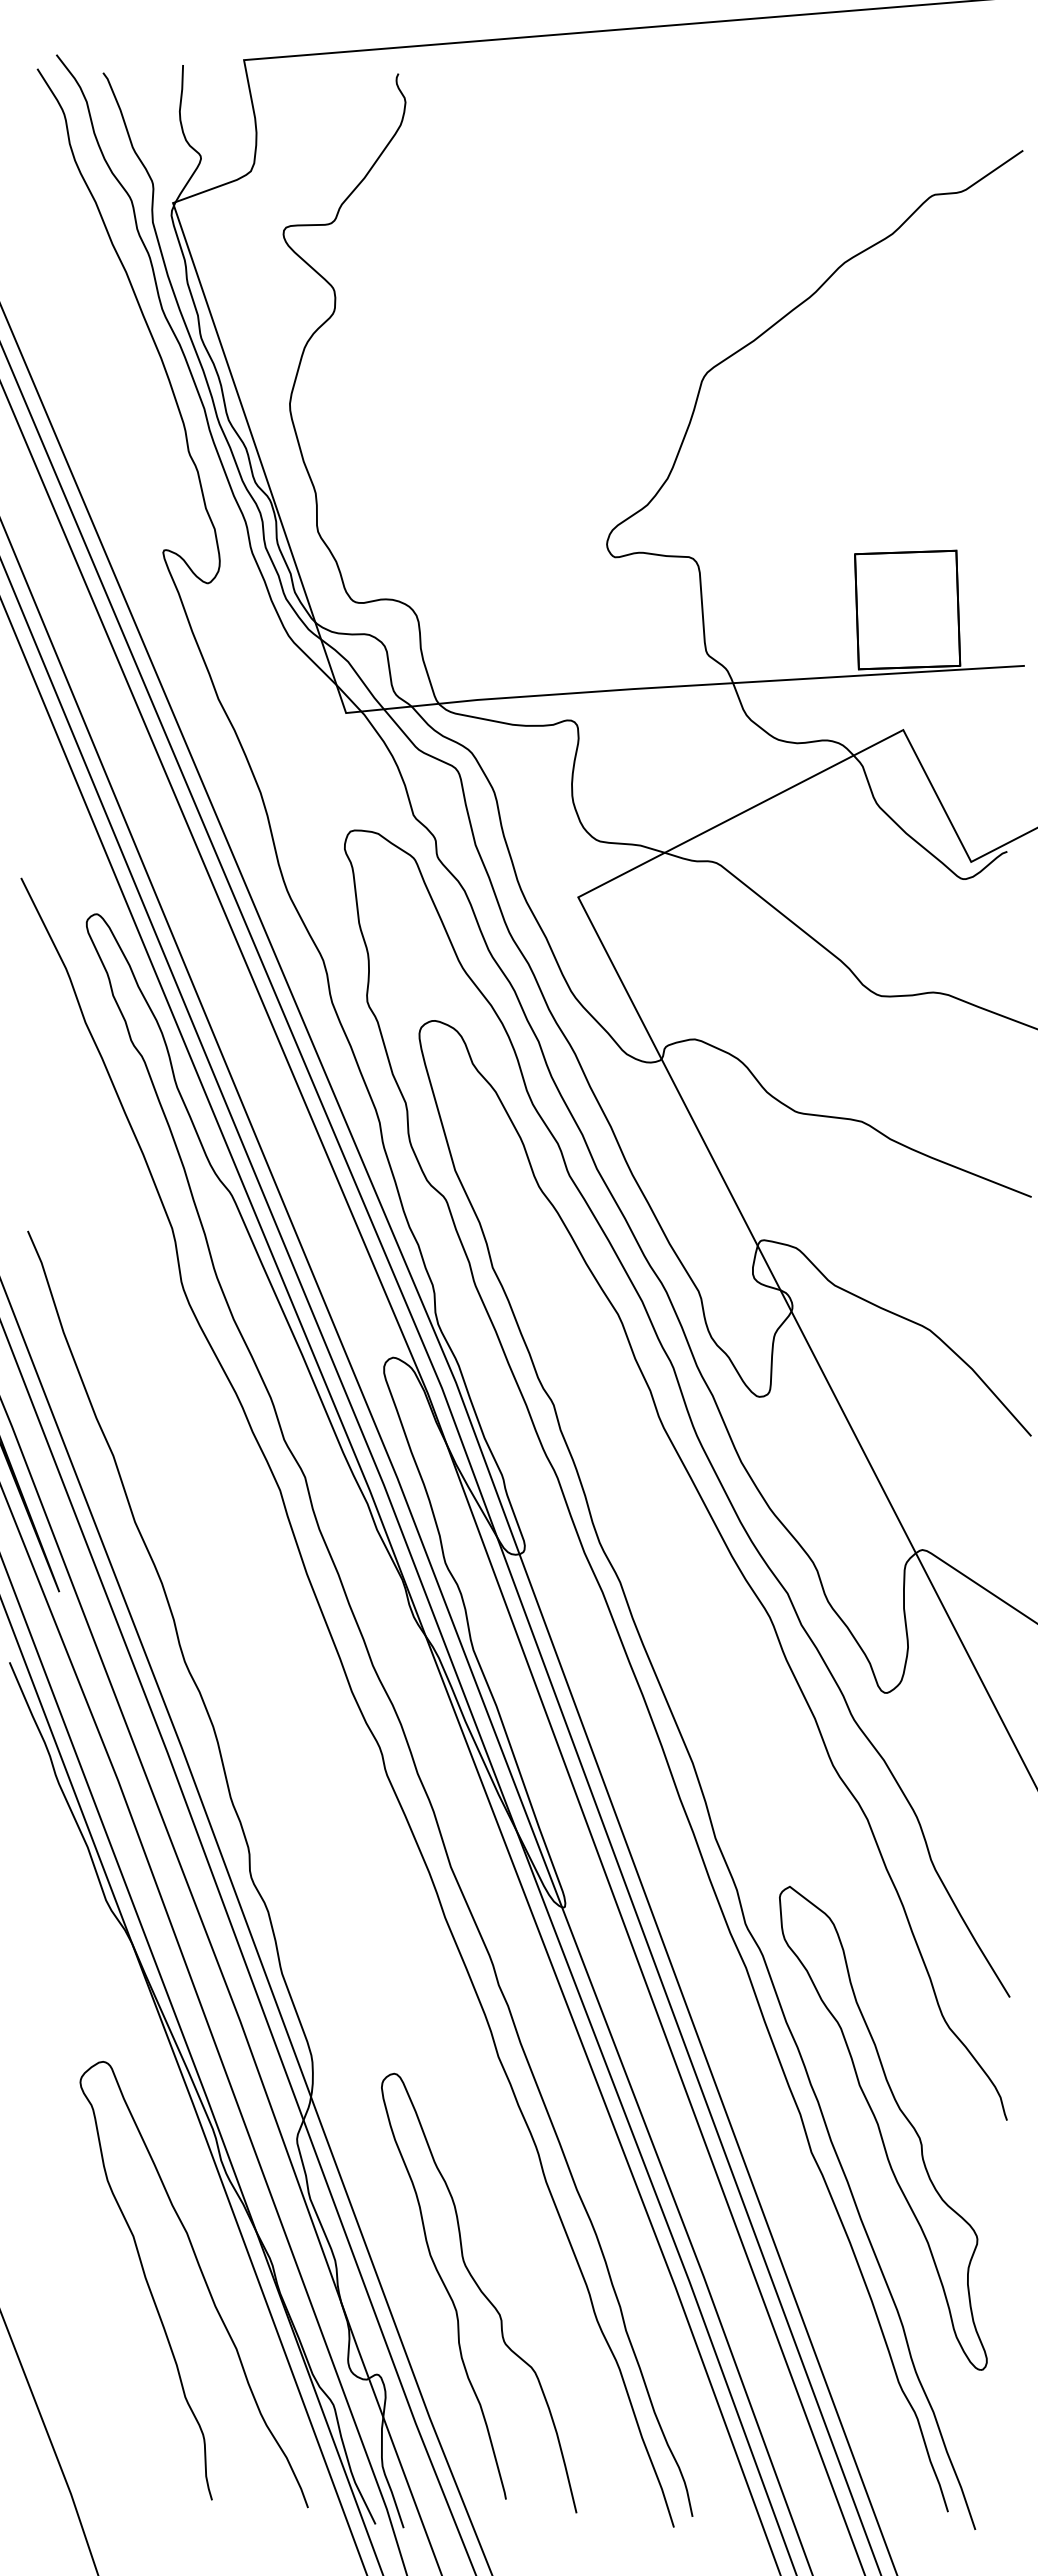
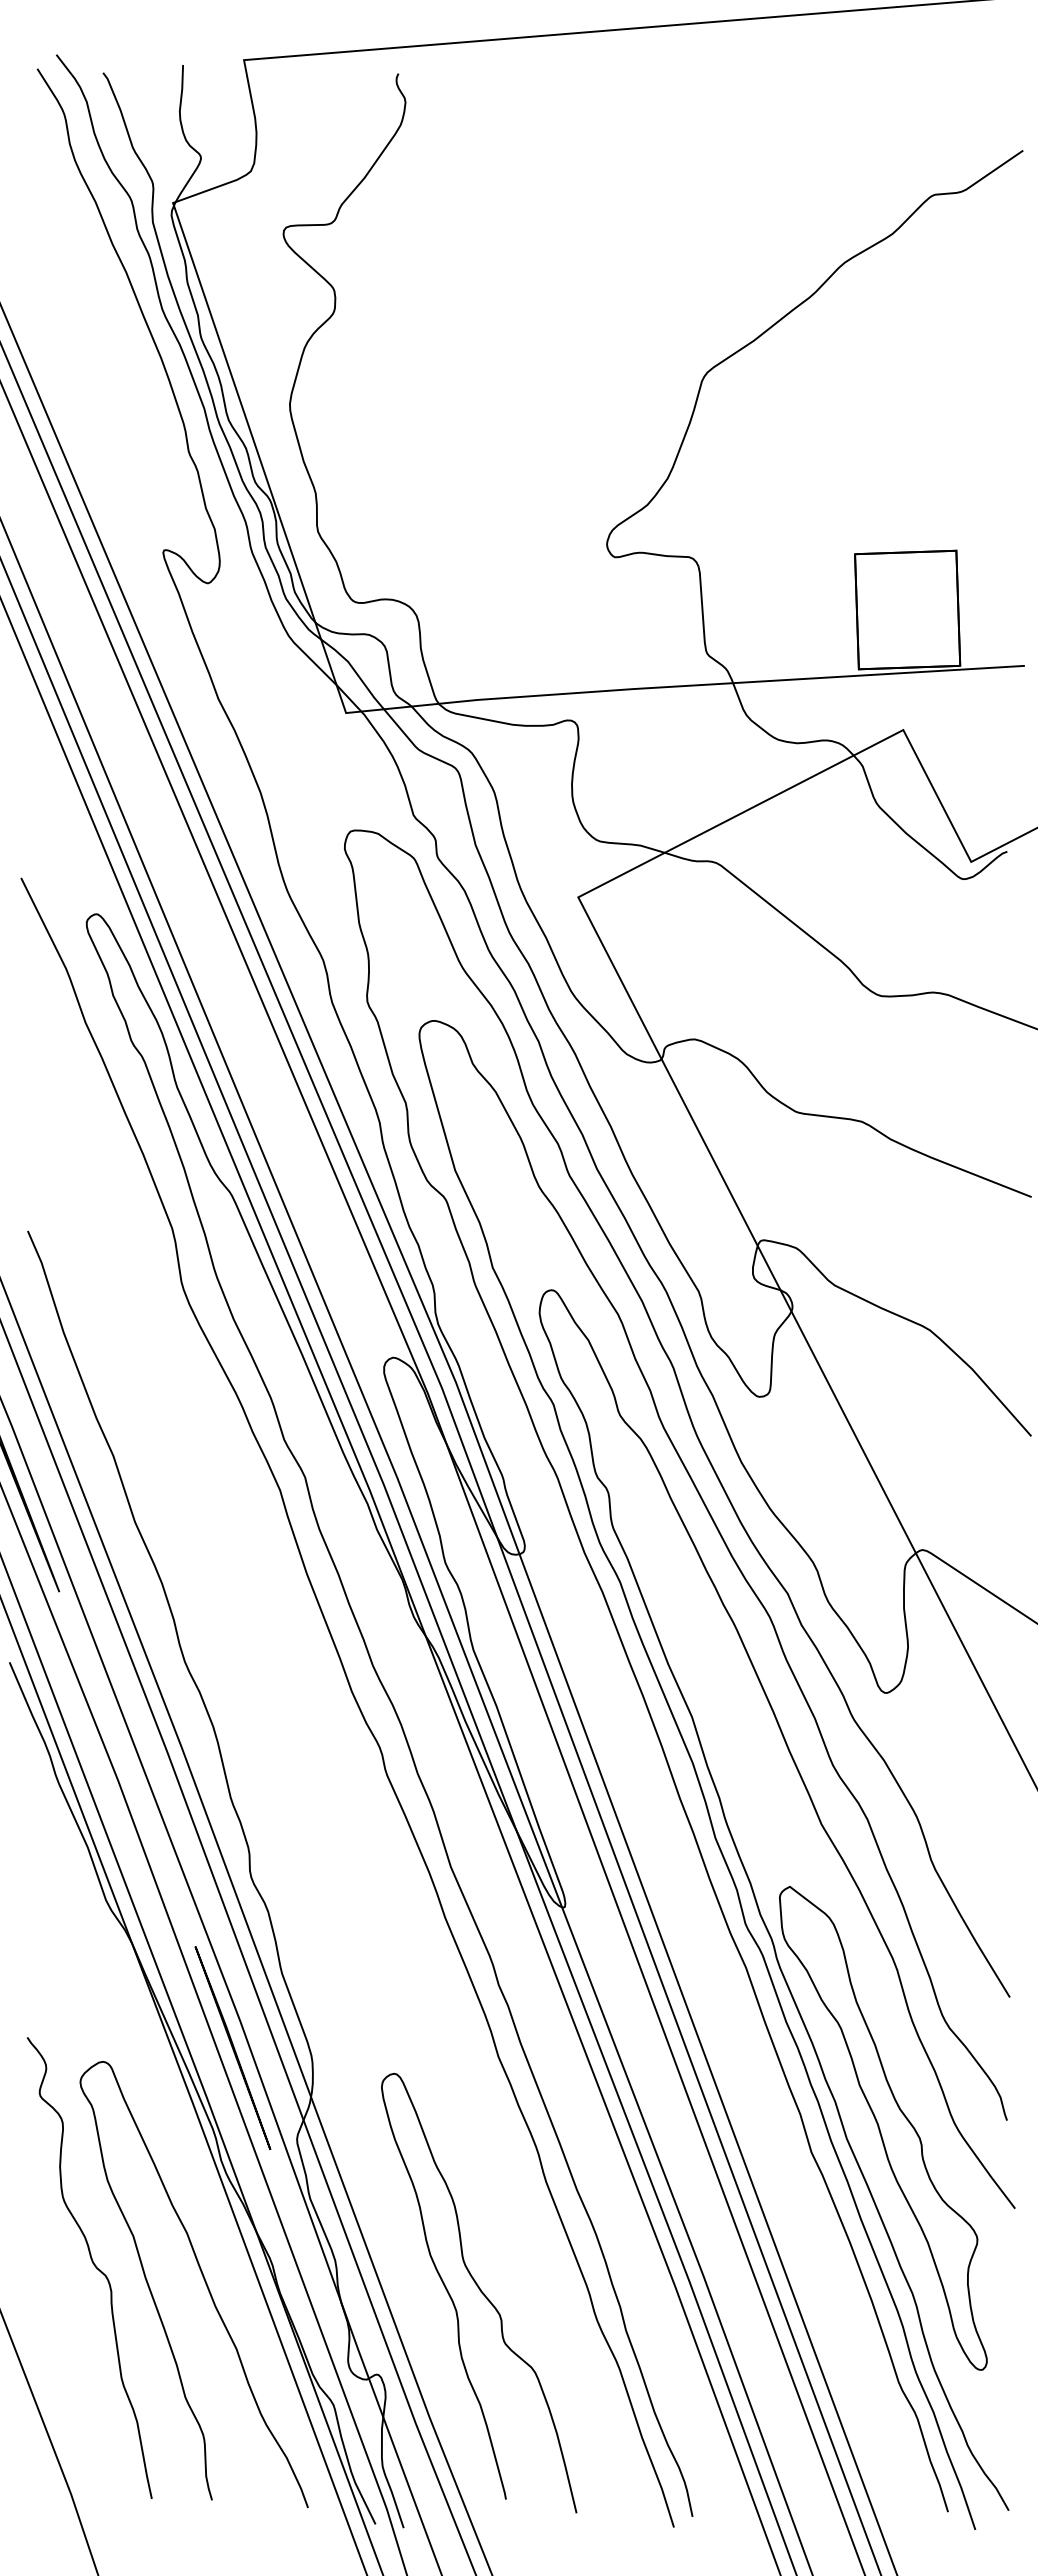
curve: none -> present (758, 1904)
line: none -> present (232, 2047)
curve: none -> present (93, 2265)
